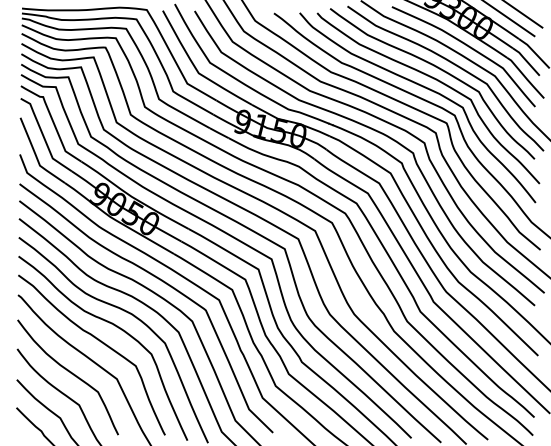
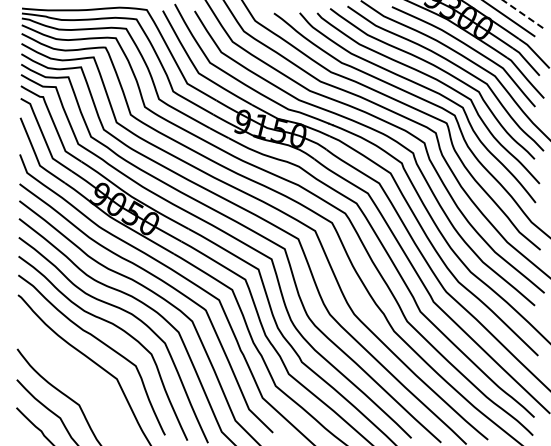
line: solid -> dashed (522, 13)
curve: present -> none (70, 373)
